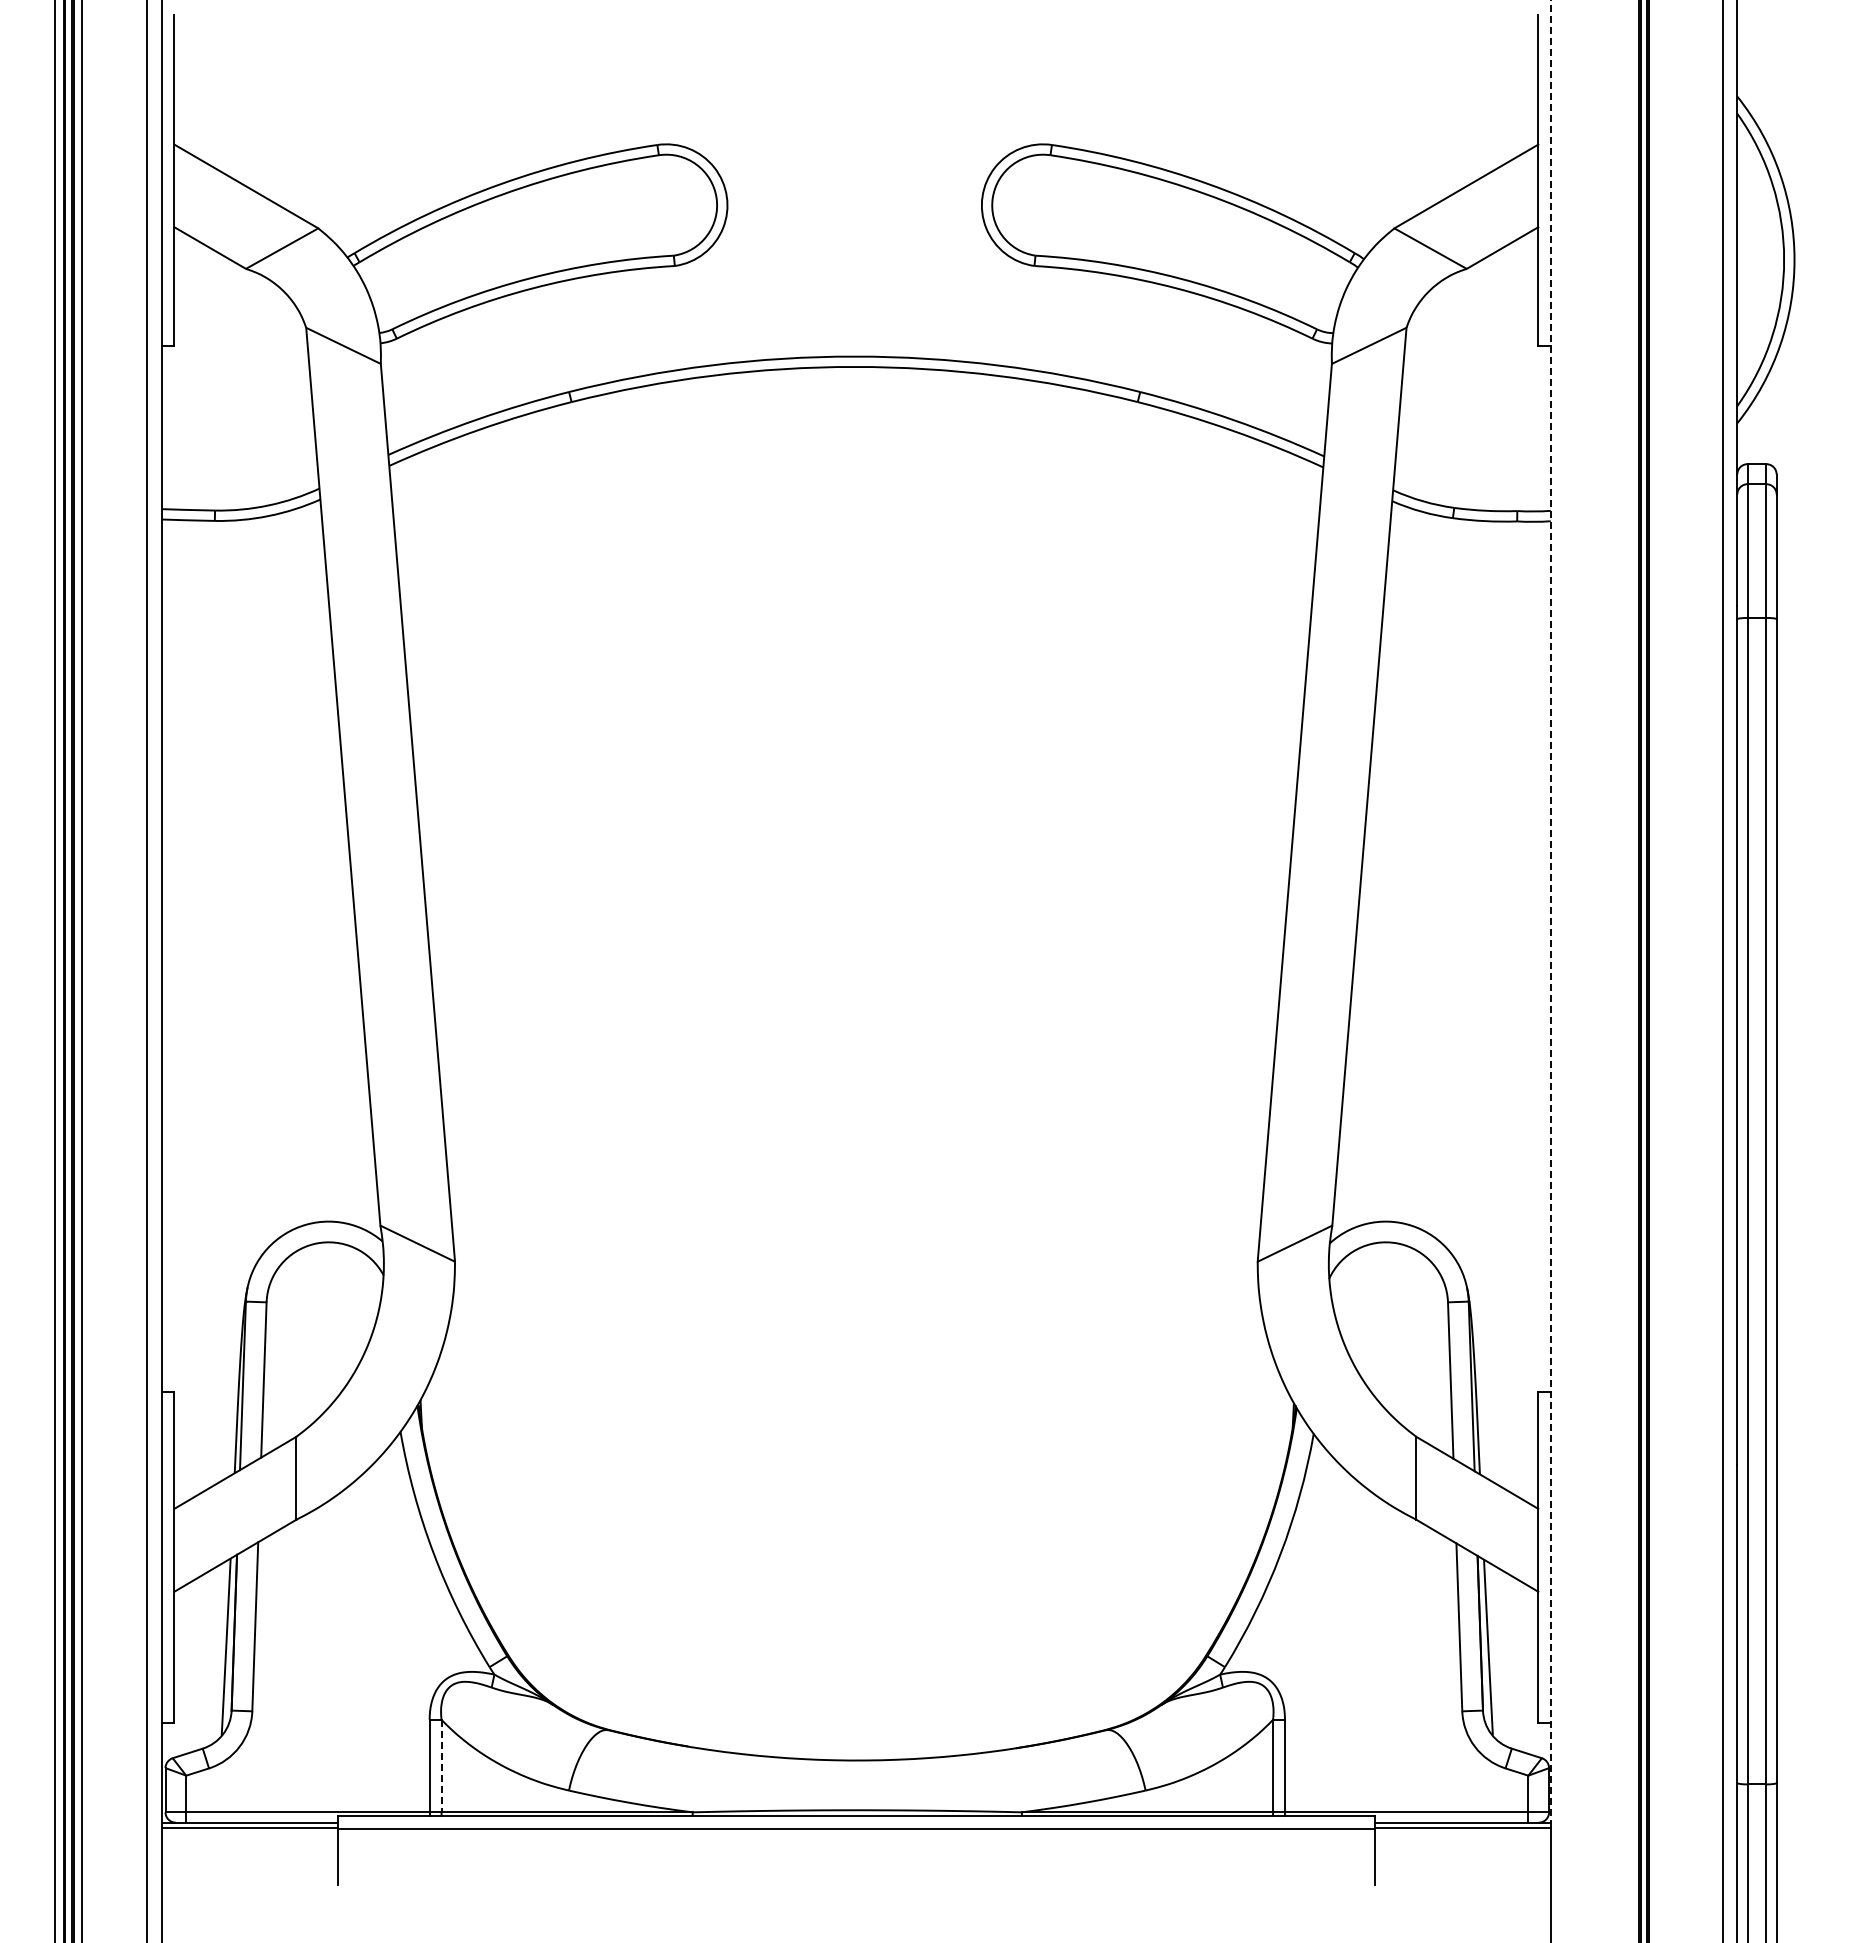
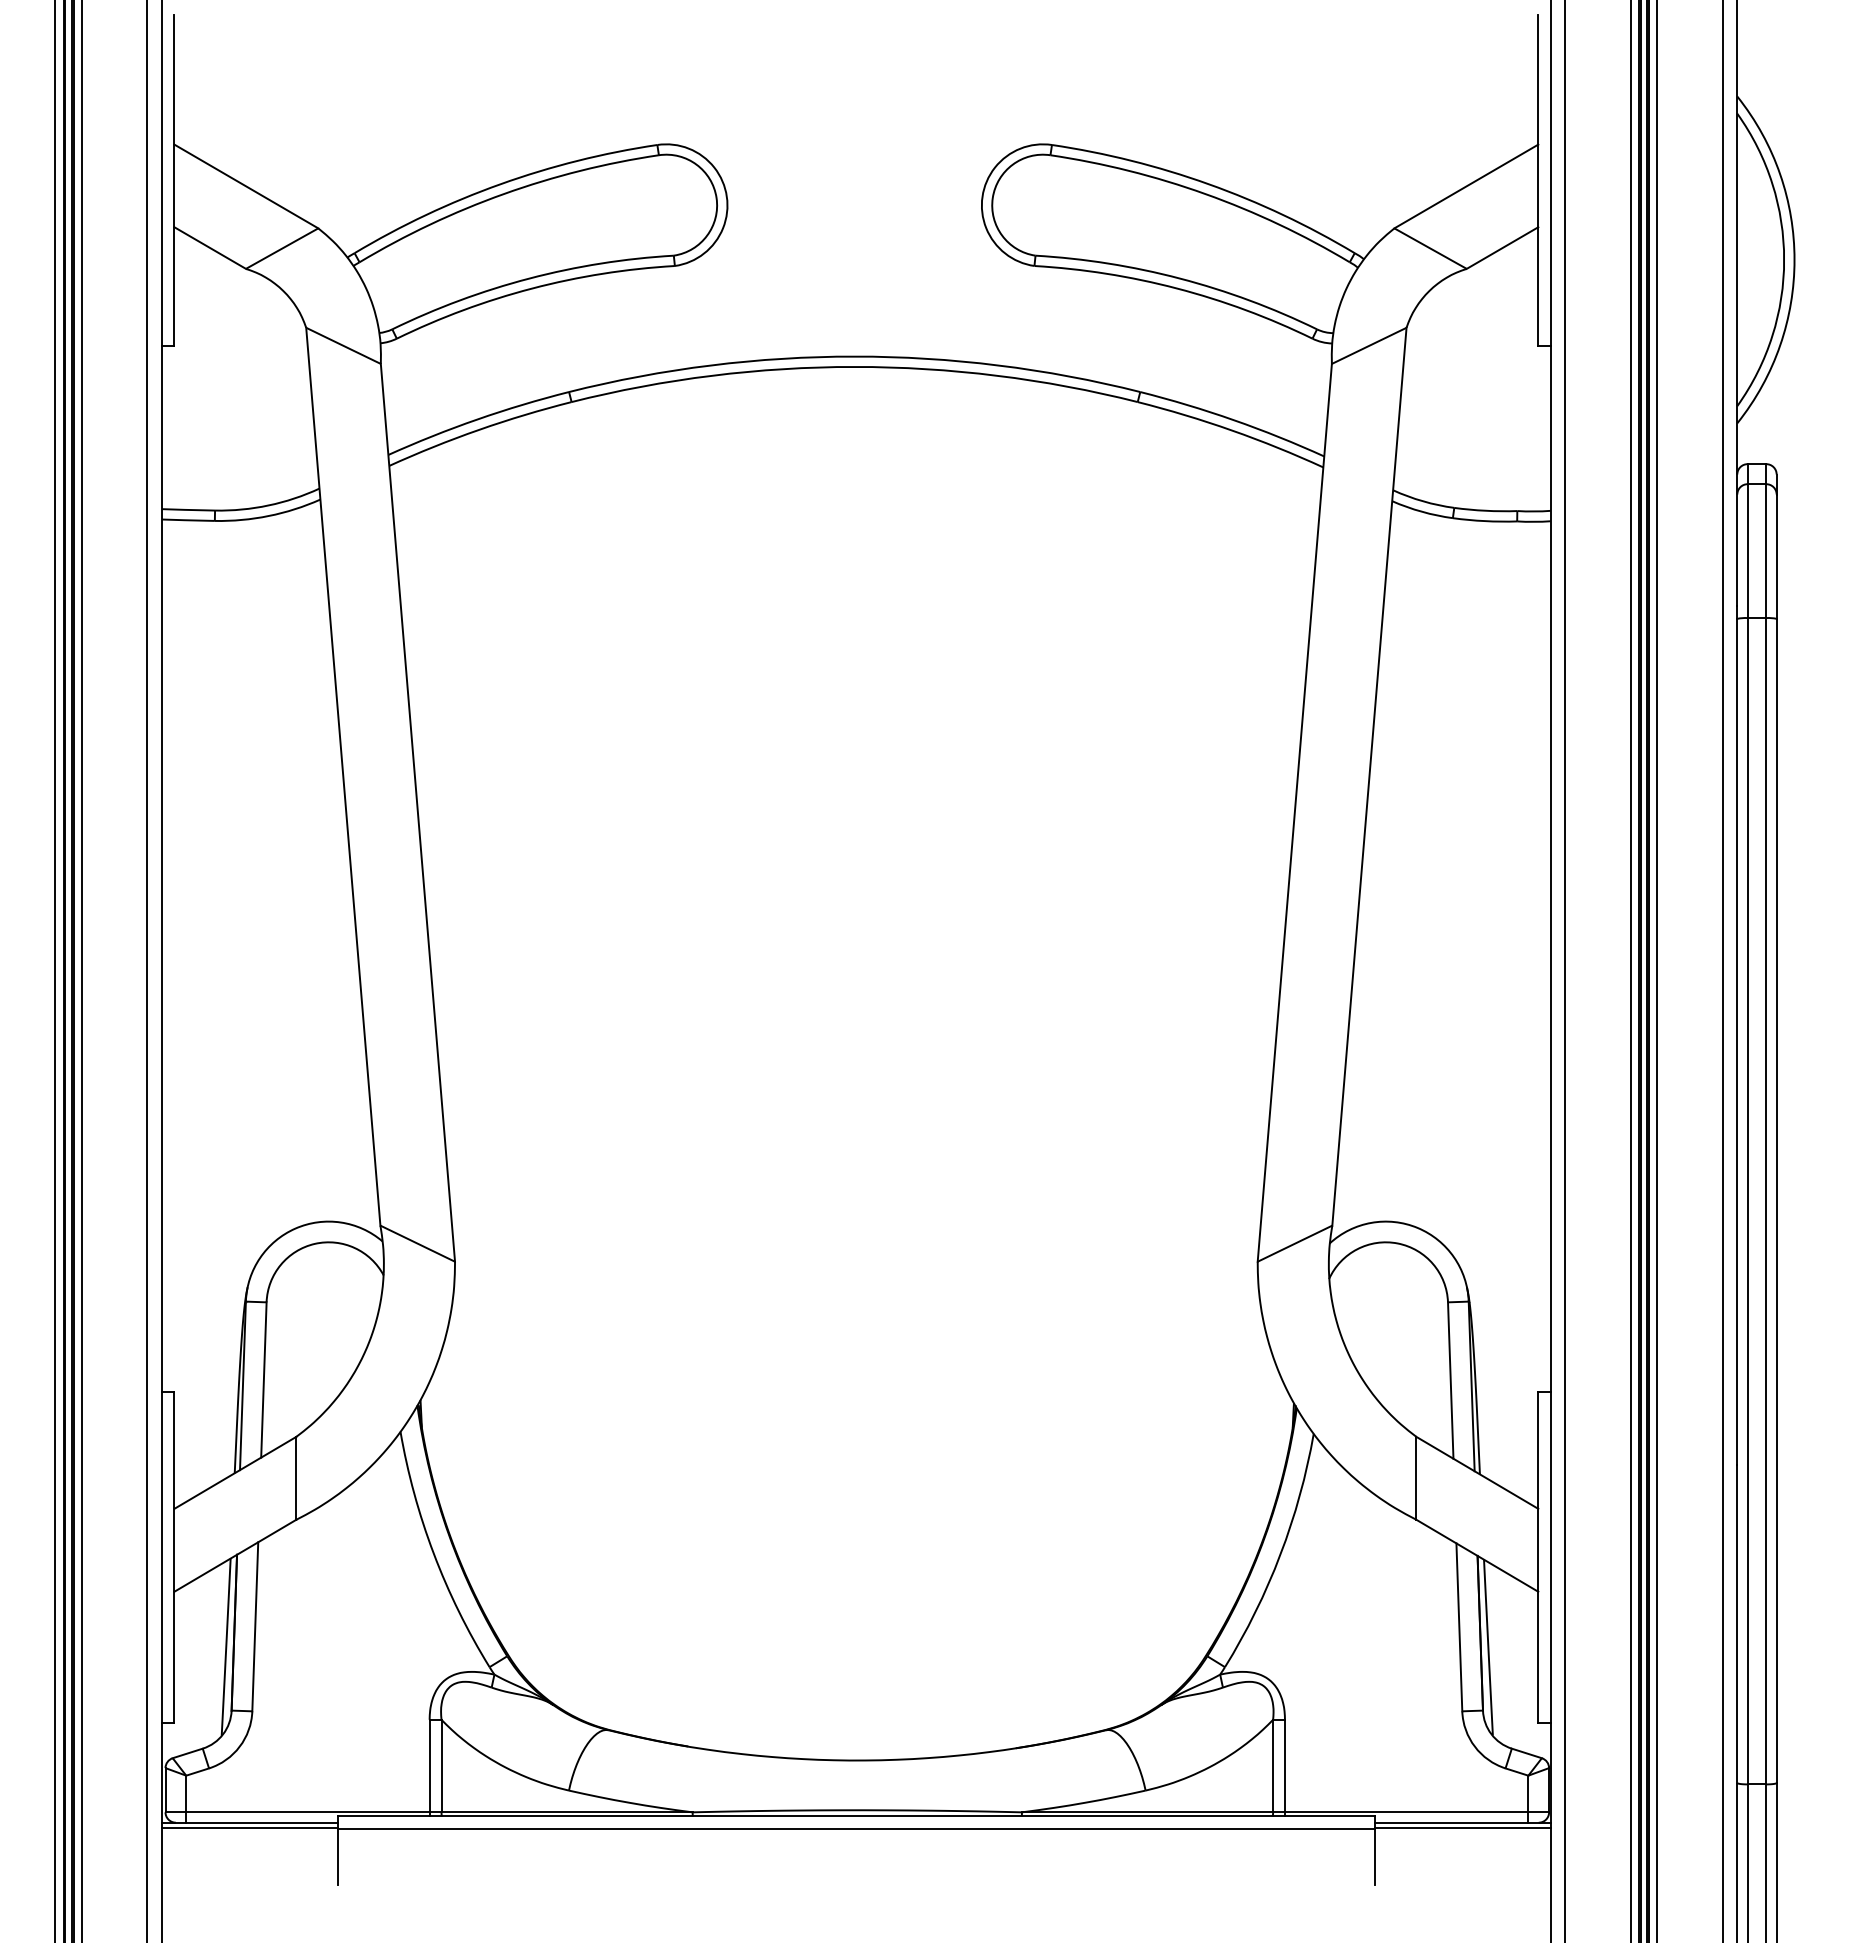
line: dashed -> solid (1550, 911)
line: none -> present (1565, 970)
line: none -> present (1630, 970)
line: none -> present (1657, 970)
line: dashed -> solid (441, 1766)
